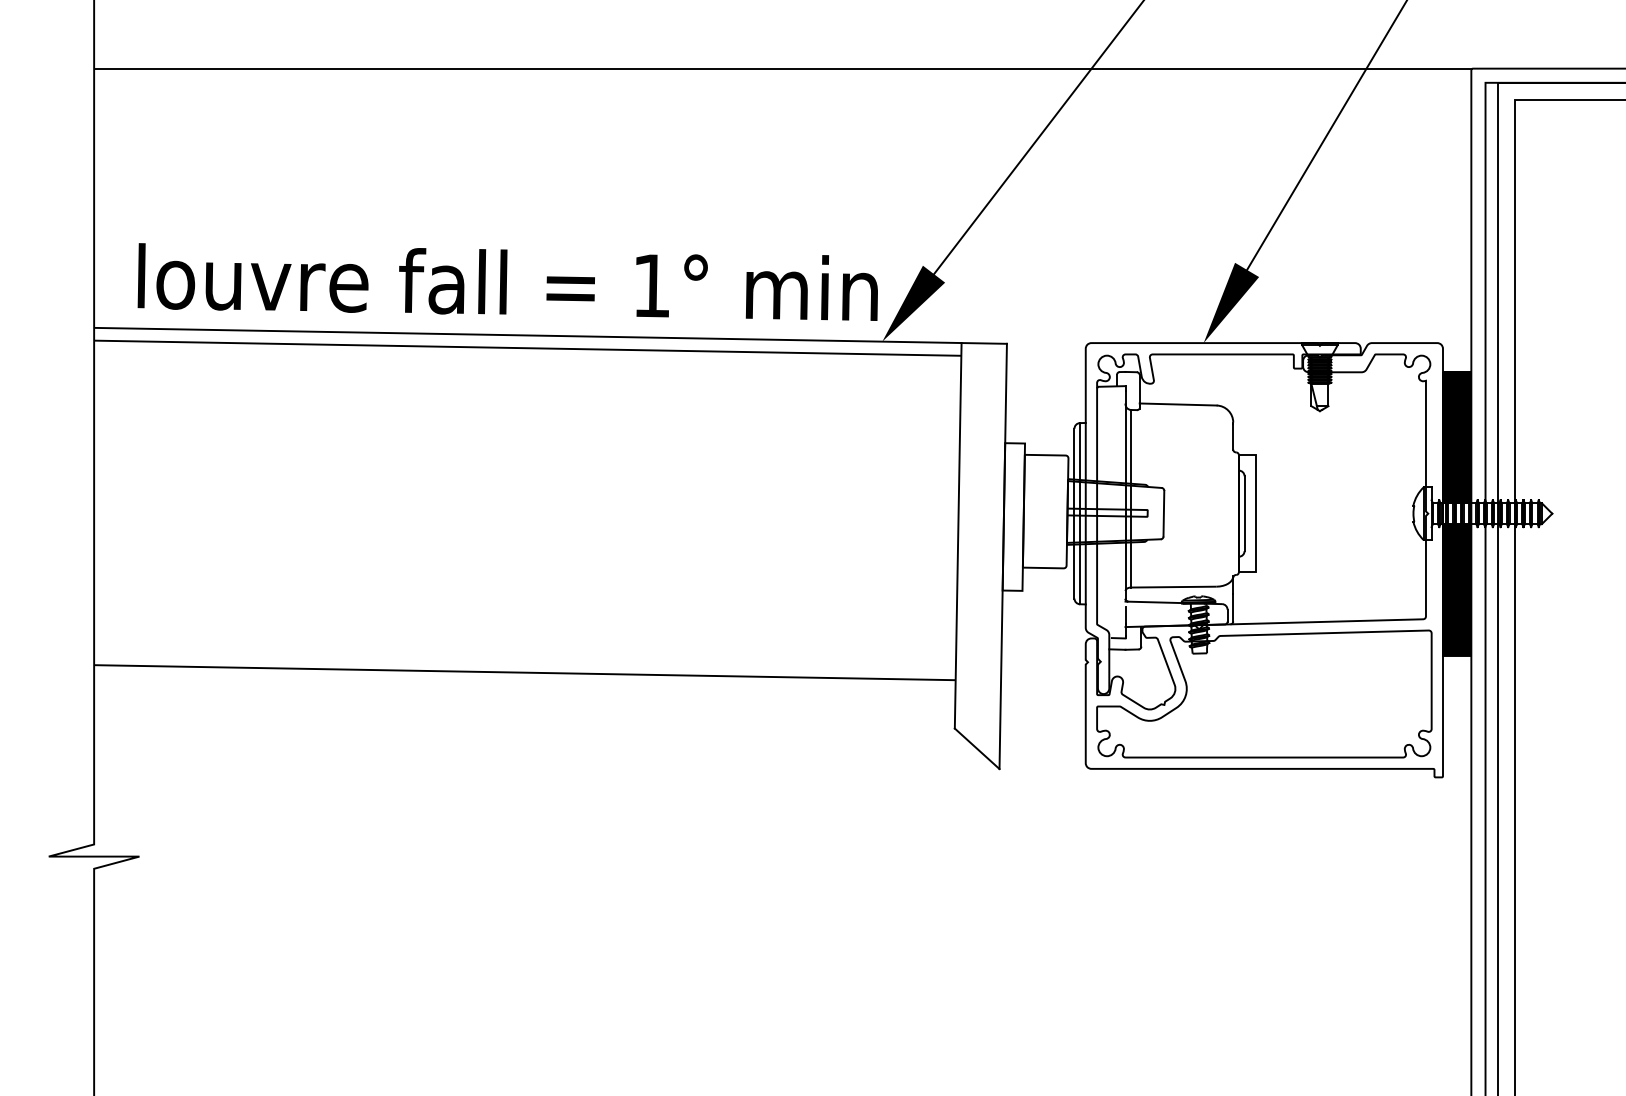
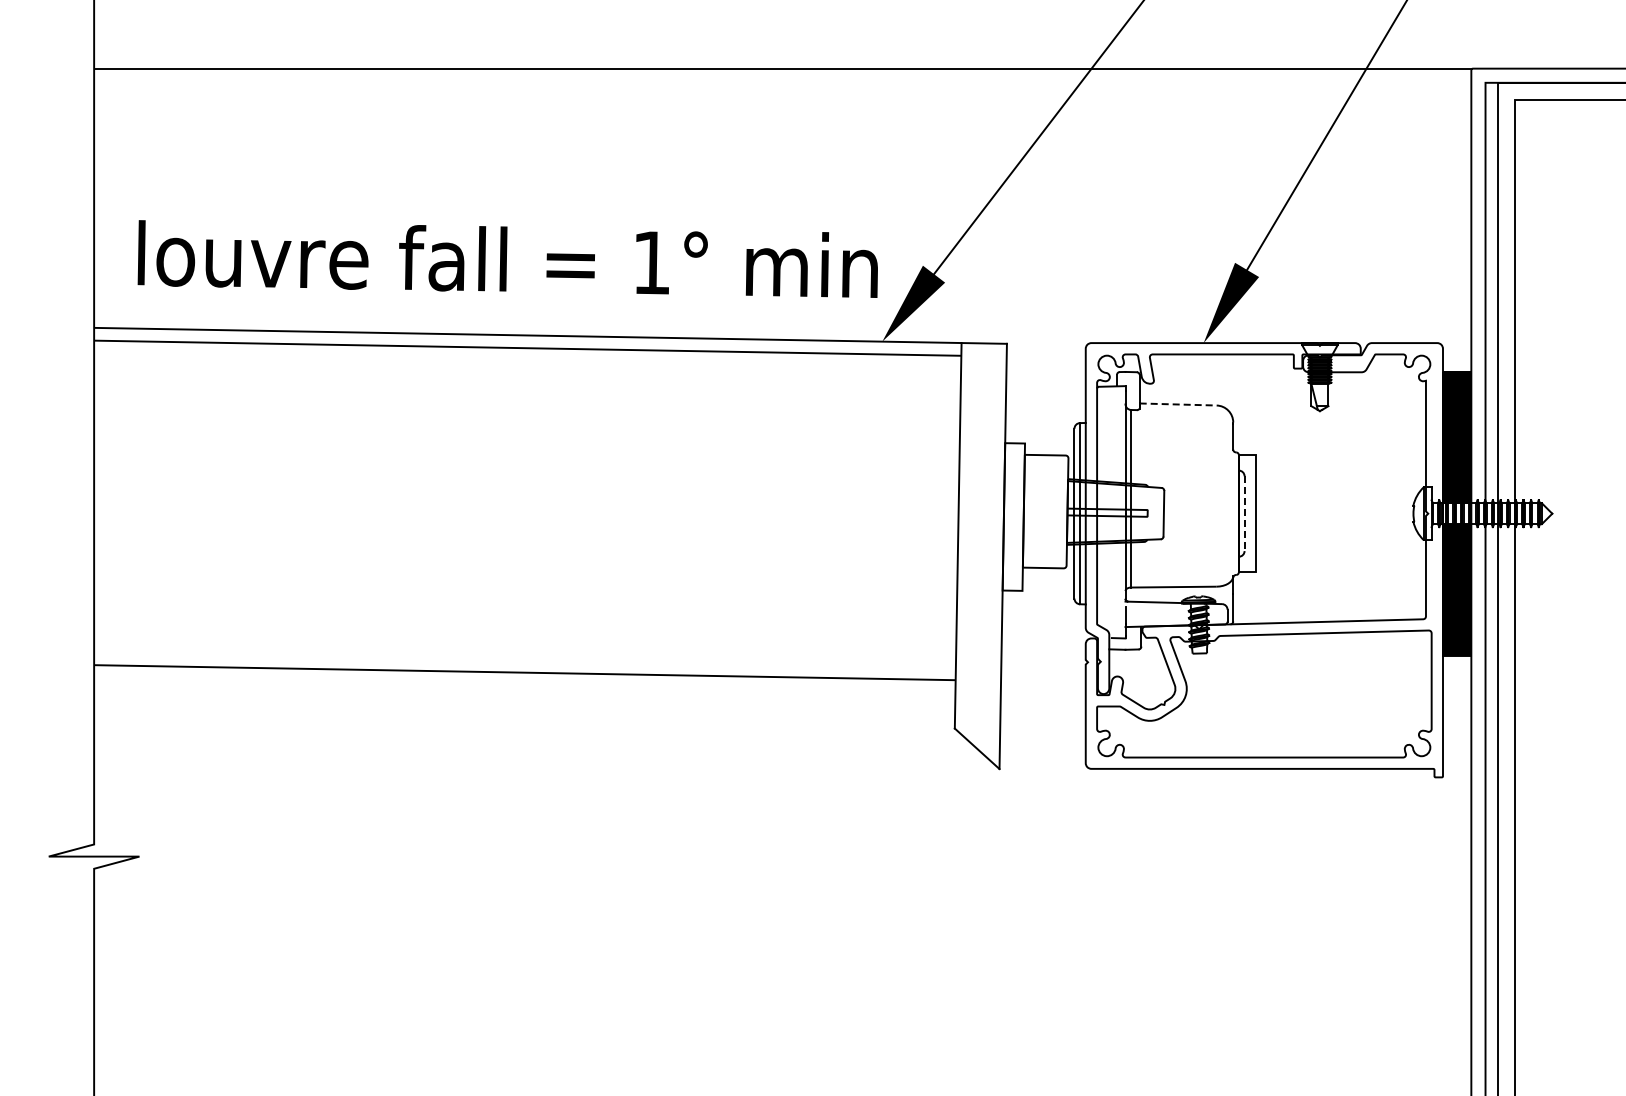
text position: (507, 281) -> (507, 258) (507, 258)
line: solid -> dashed (1178, 404)
line: solid -> dashed (1244, 514)
